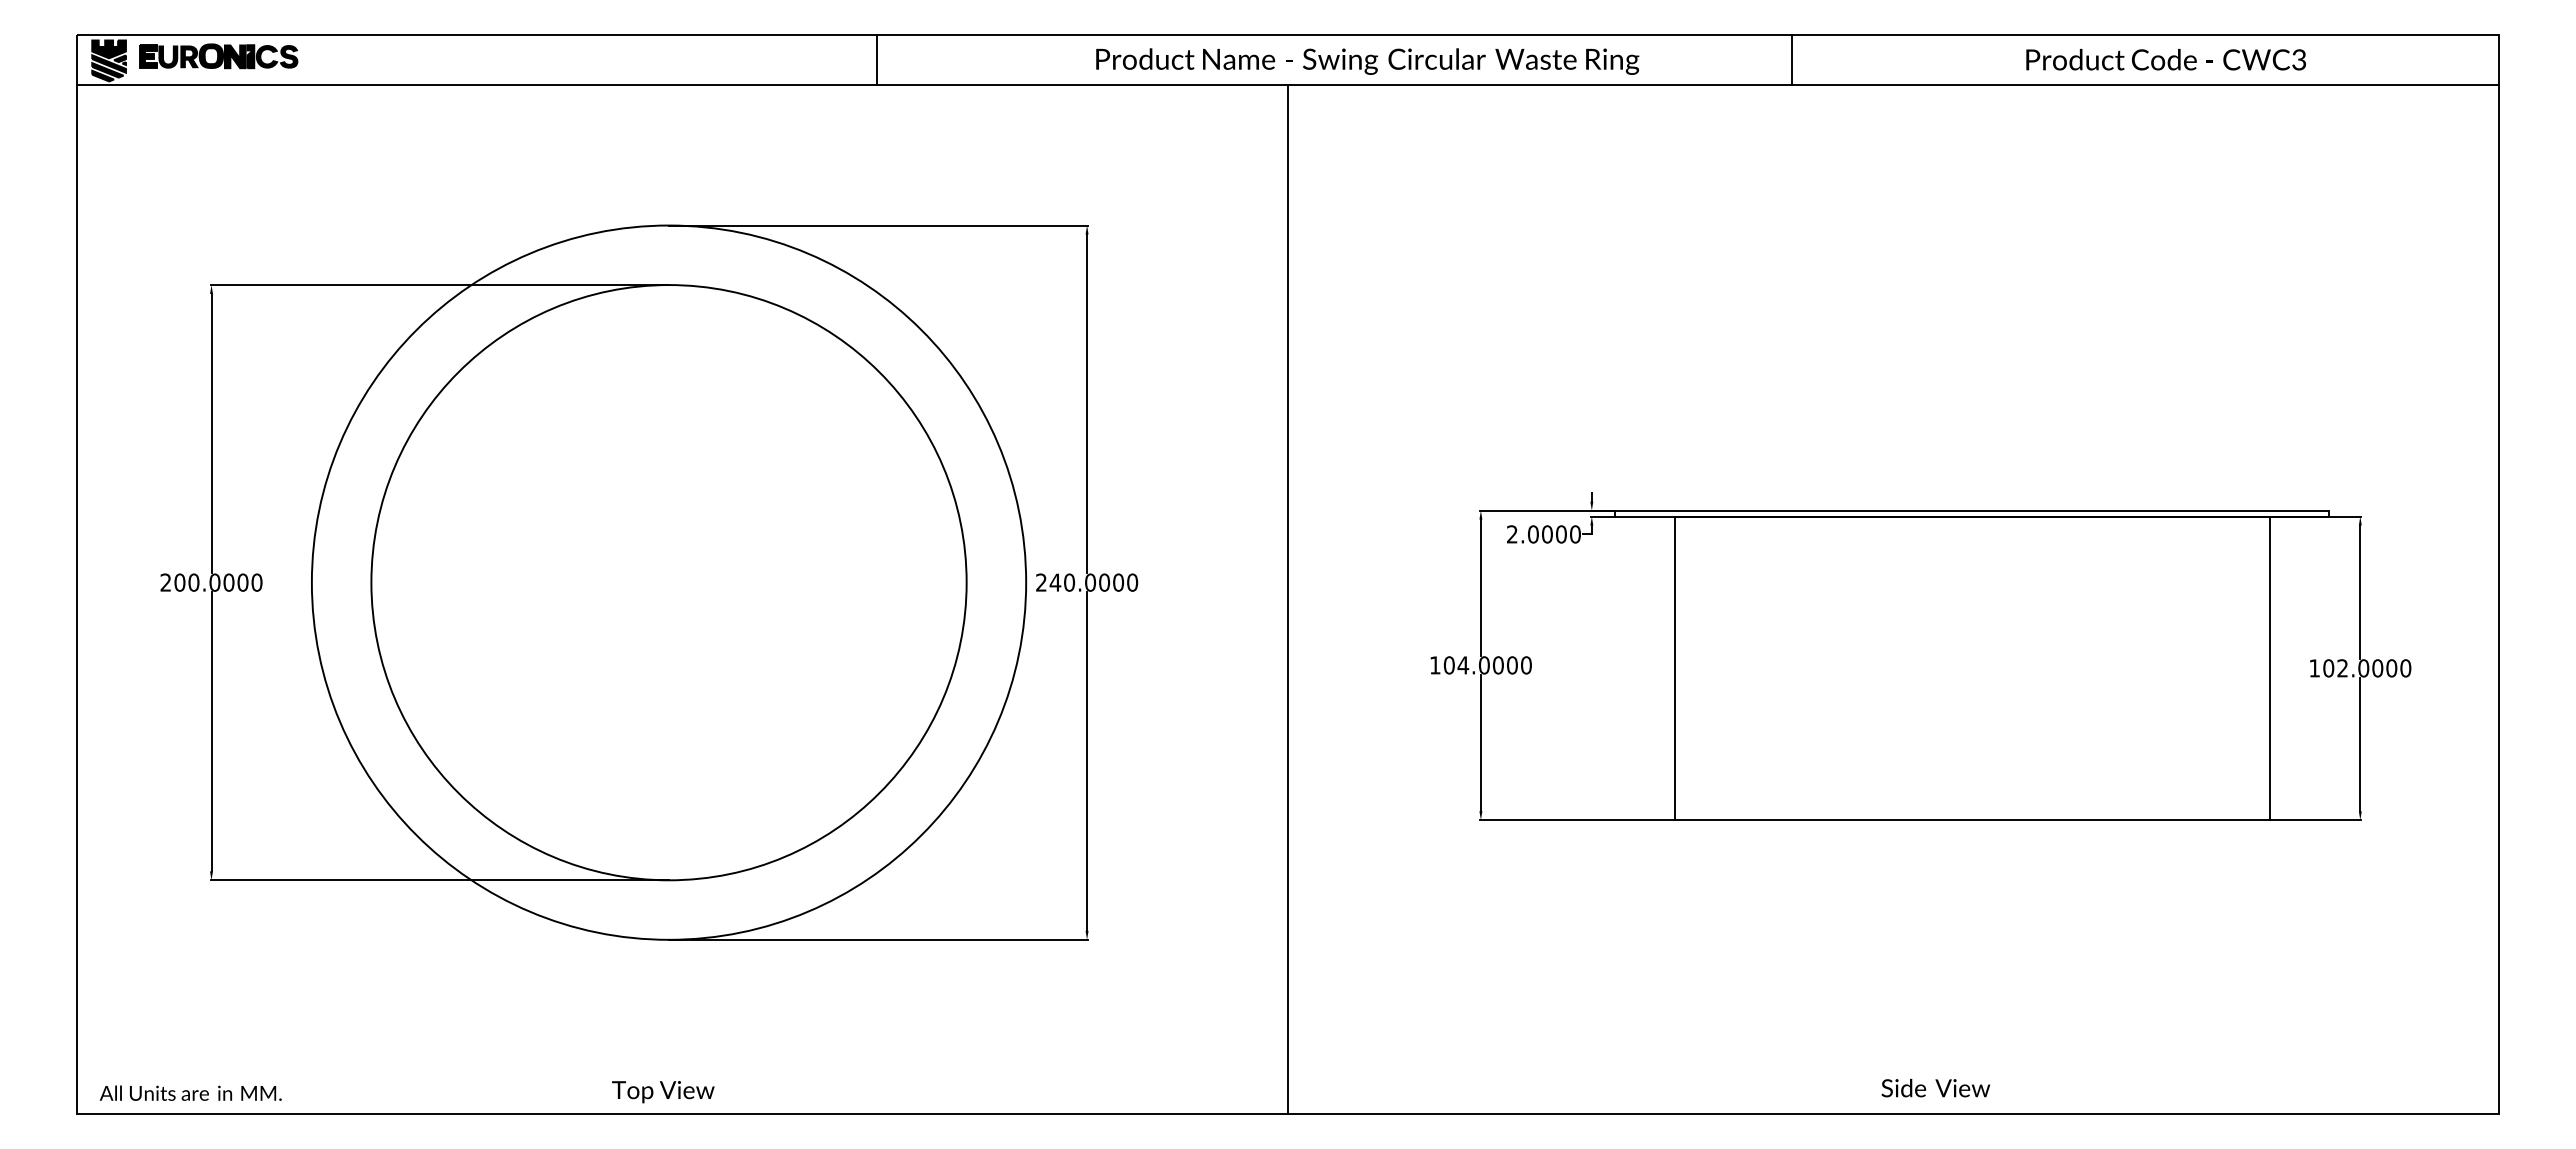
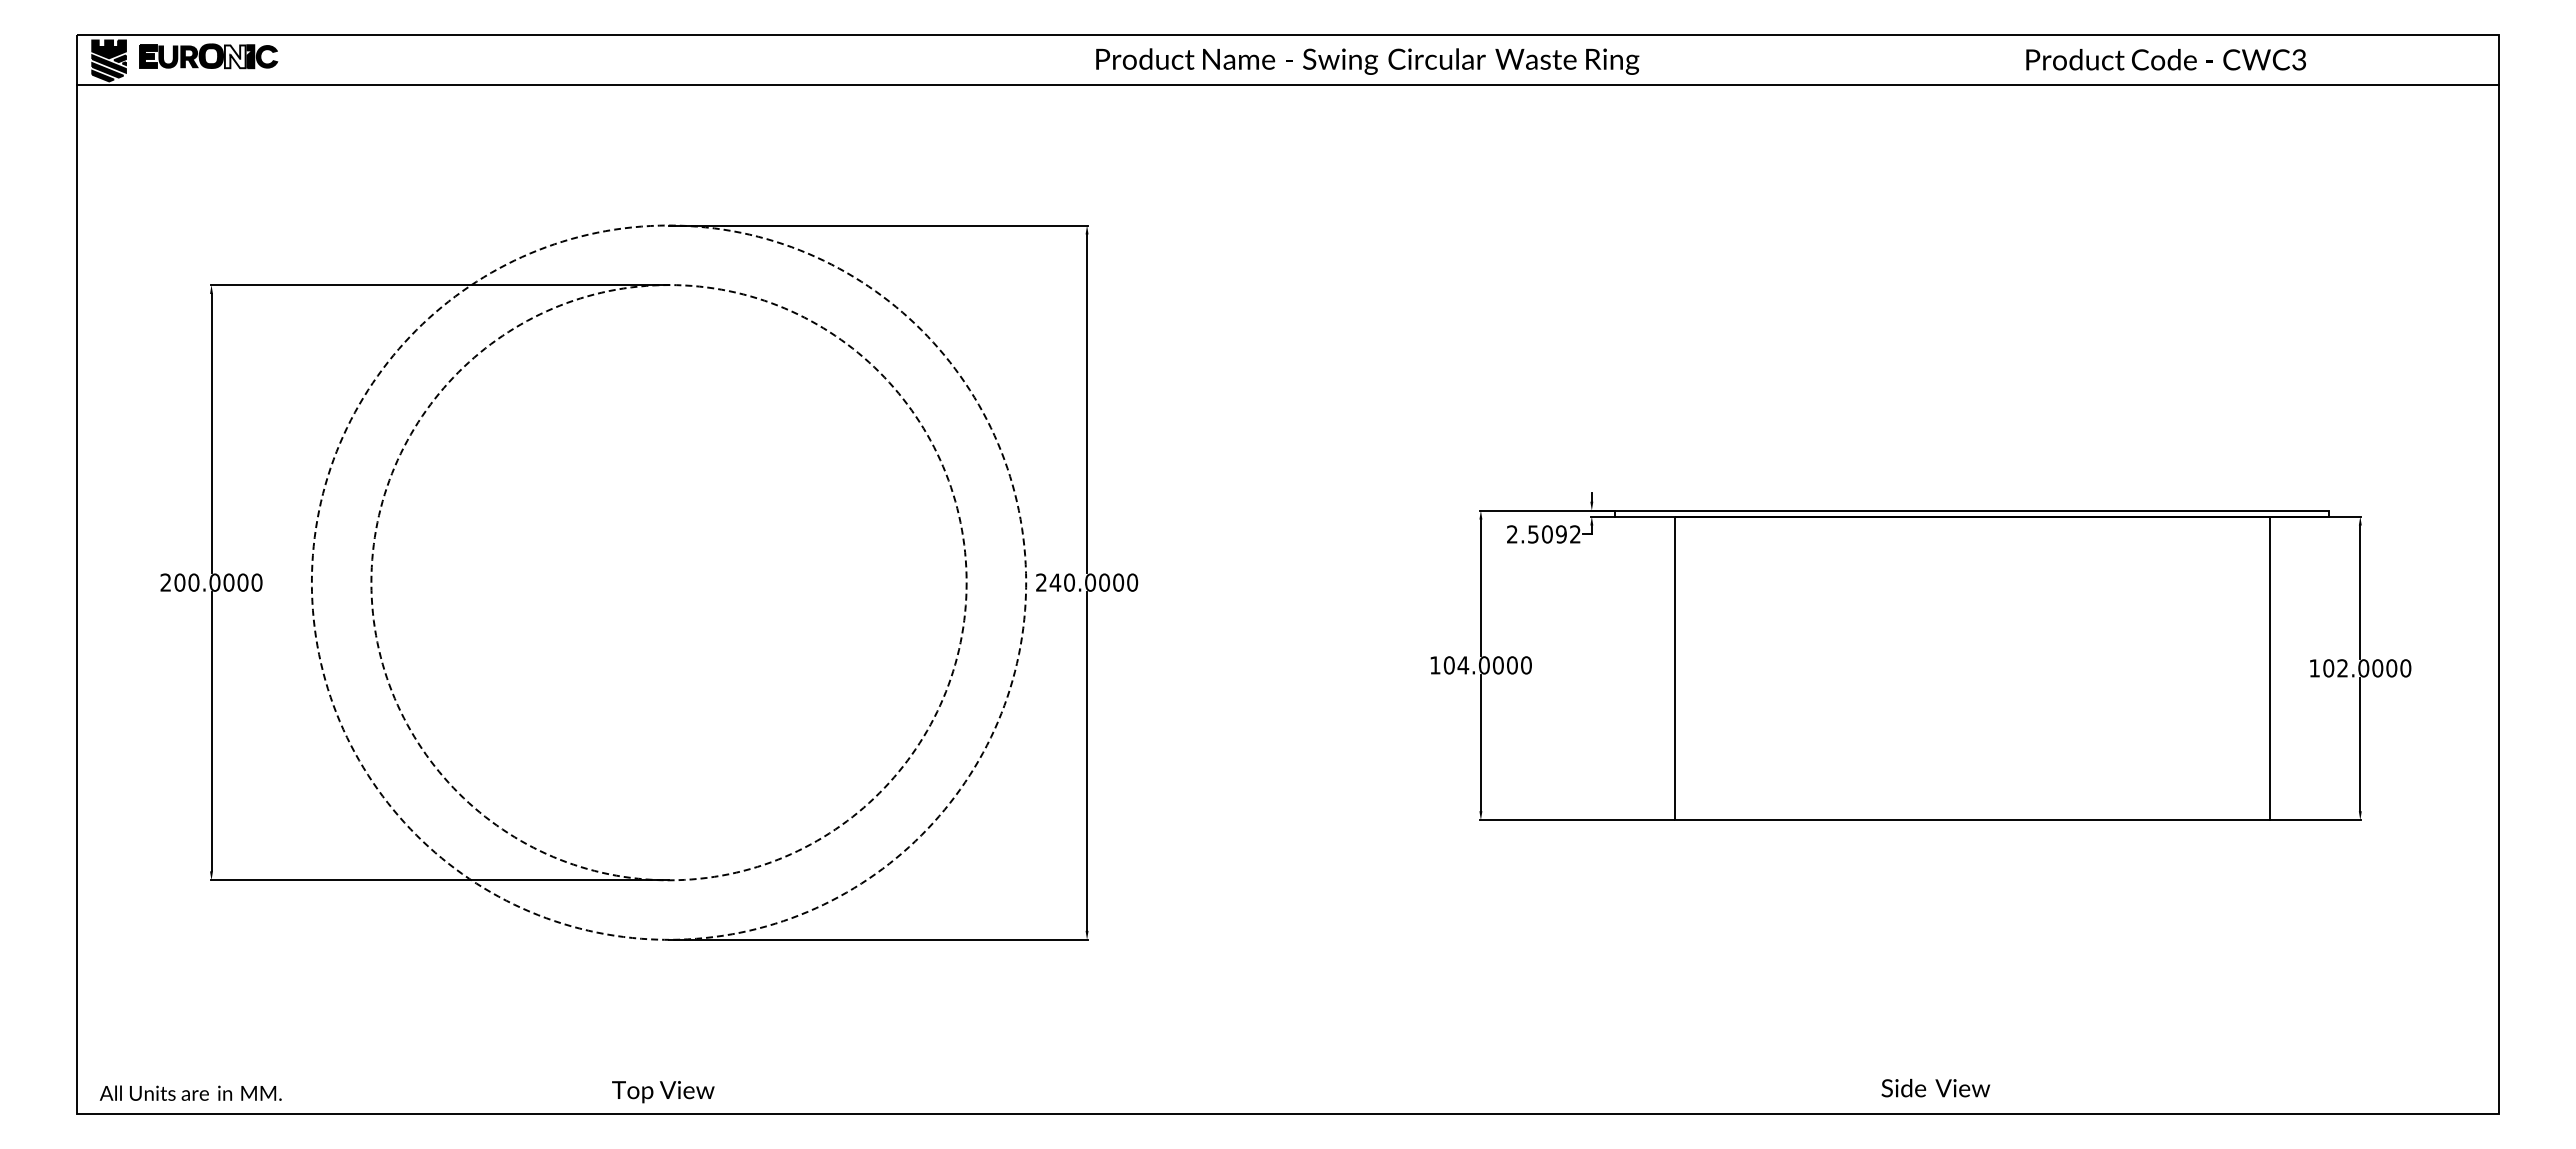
fill: present -> none (234, 56)
fill: present -> none (288, 56)
line: present -> none (876, 59)
line: present -> none (1792, 59)
text: 2.0000 -> 2.5092 (1553, 534)
circle: solid -> dashed (668, 582)
circle: solid -> dashed (668, 582)
line: present -> none (1287, 599)
